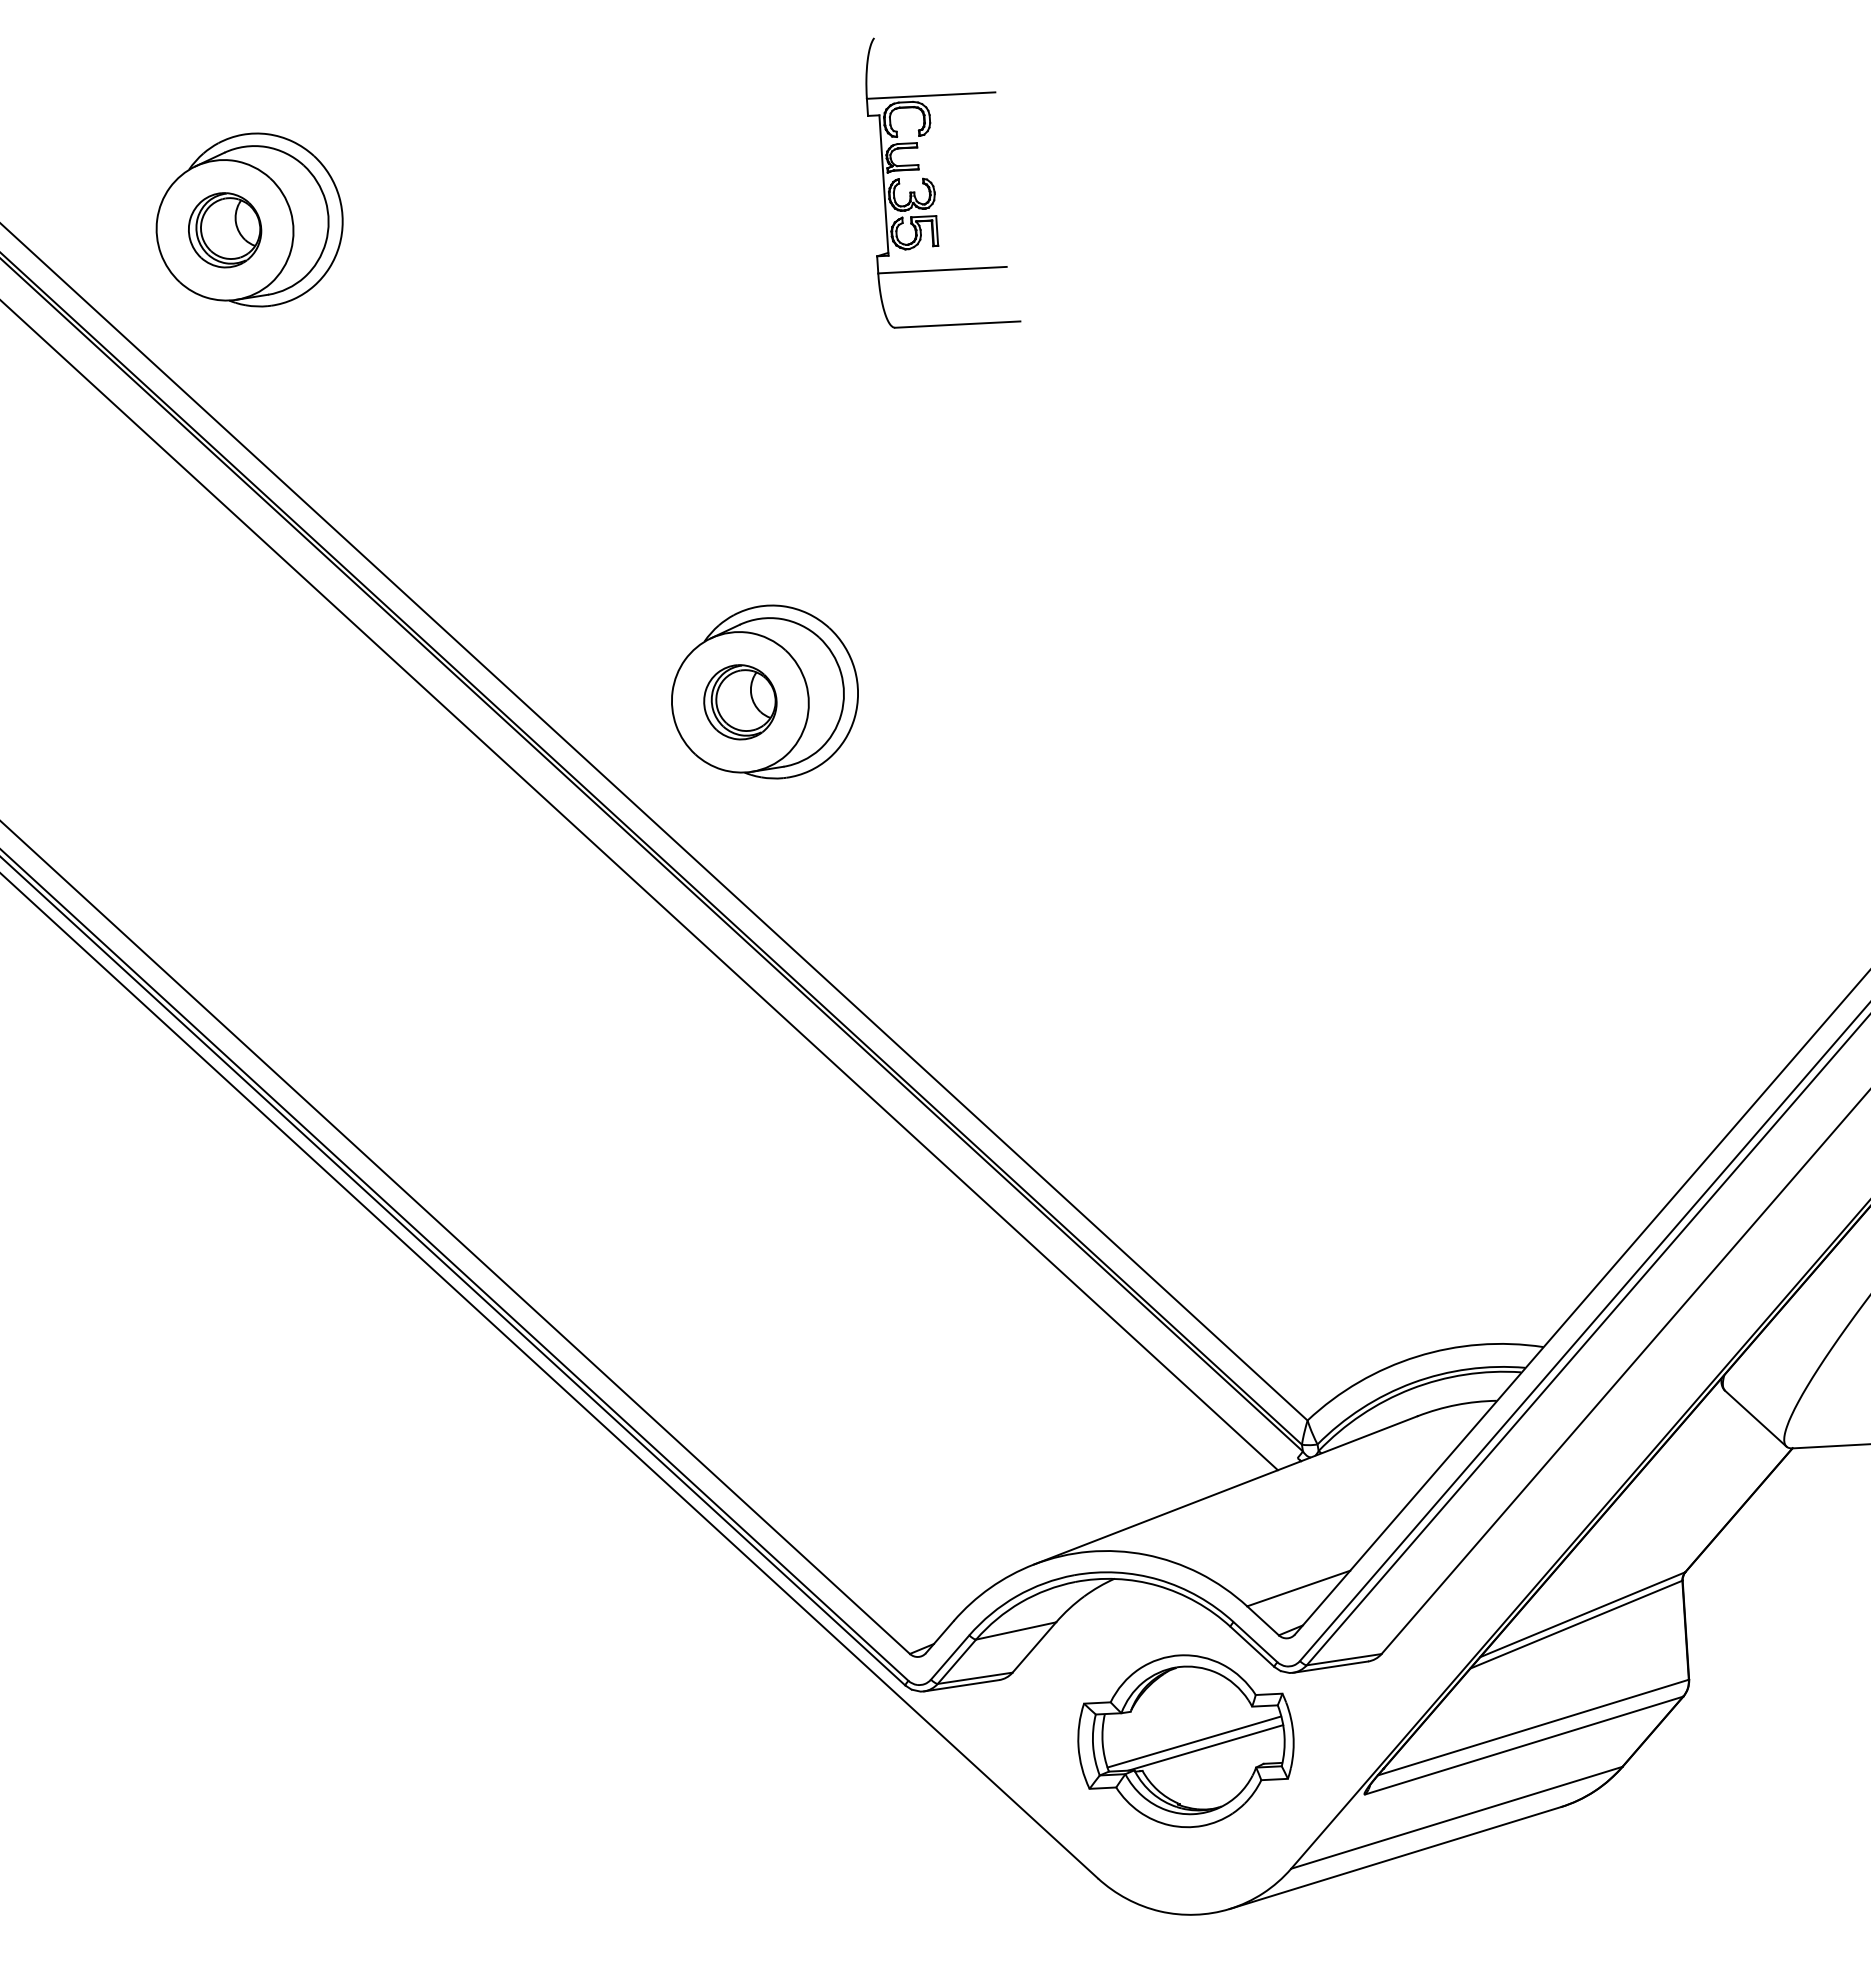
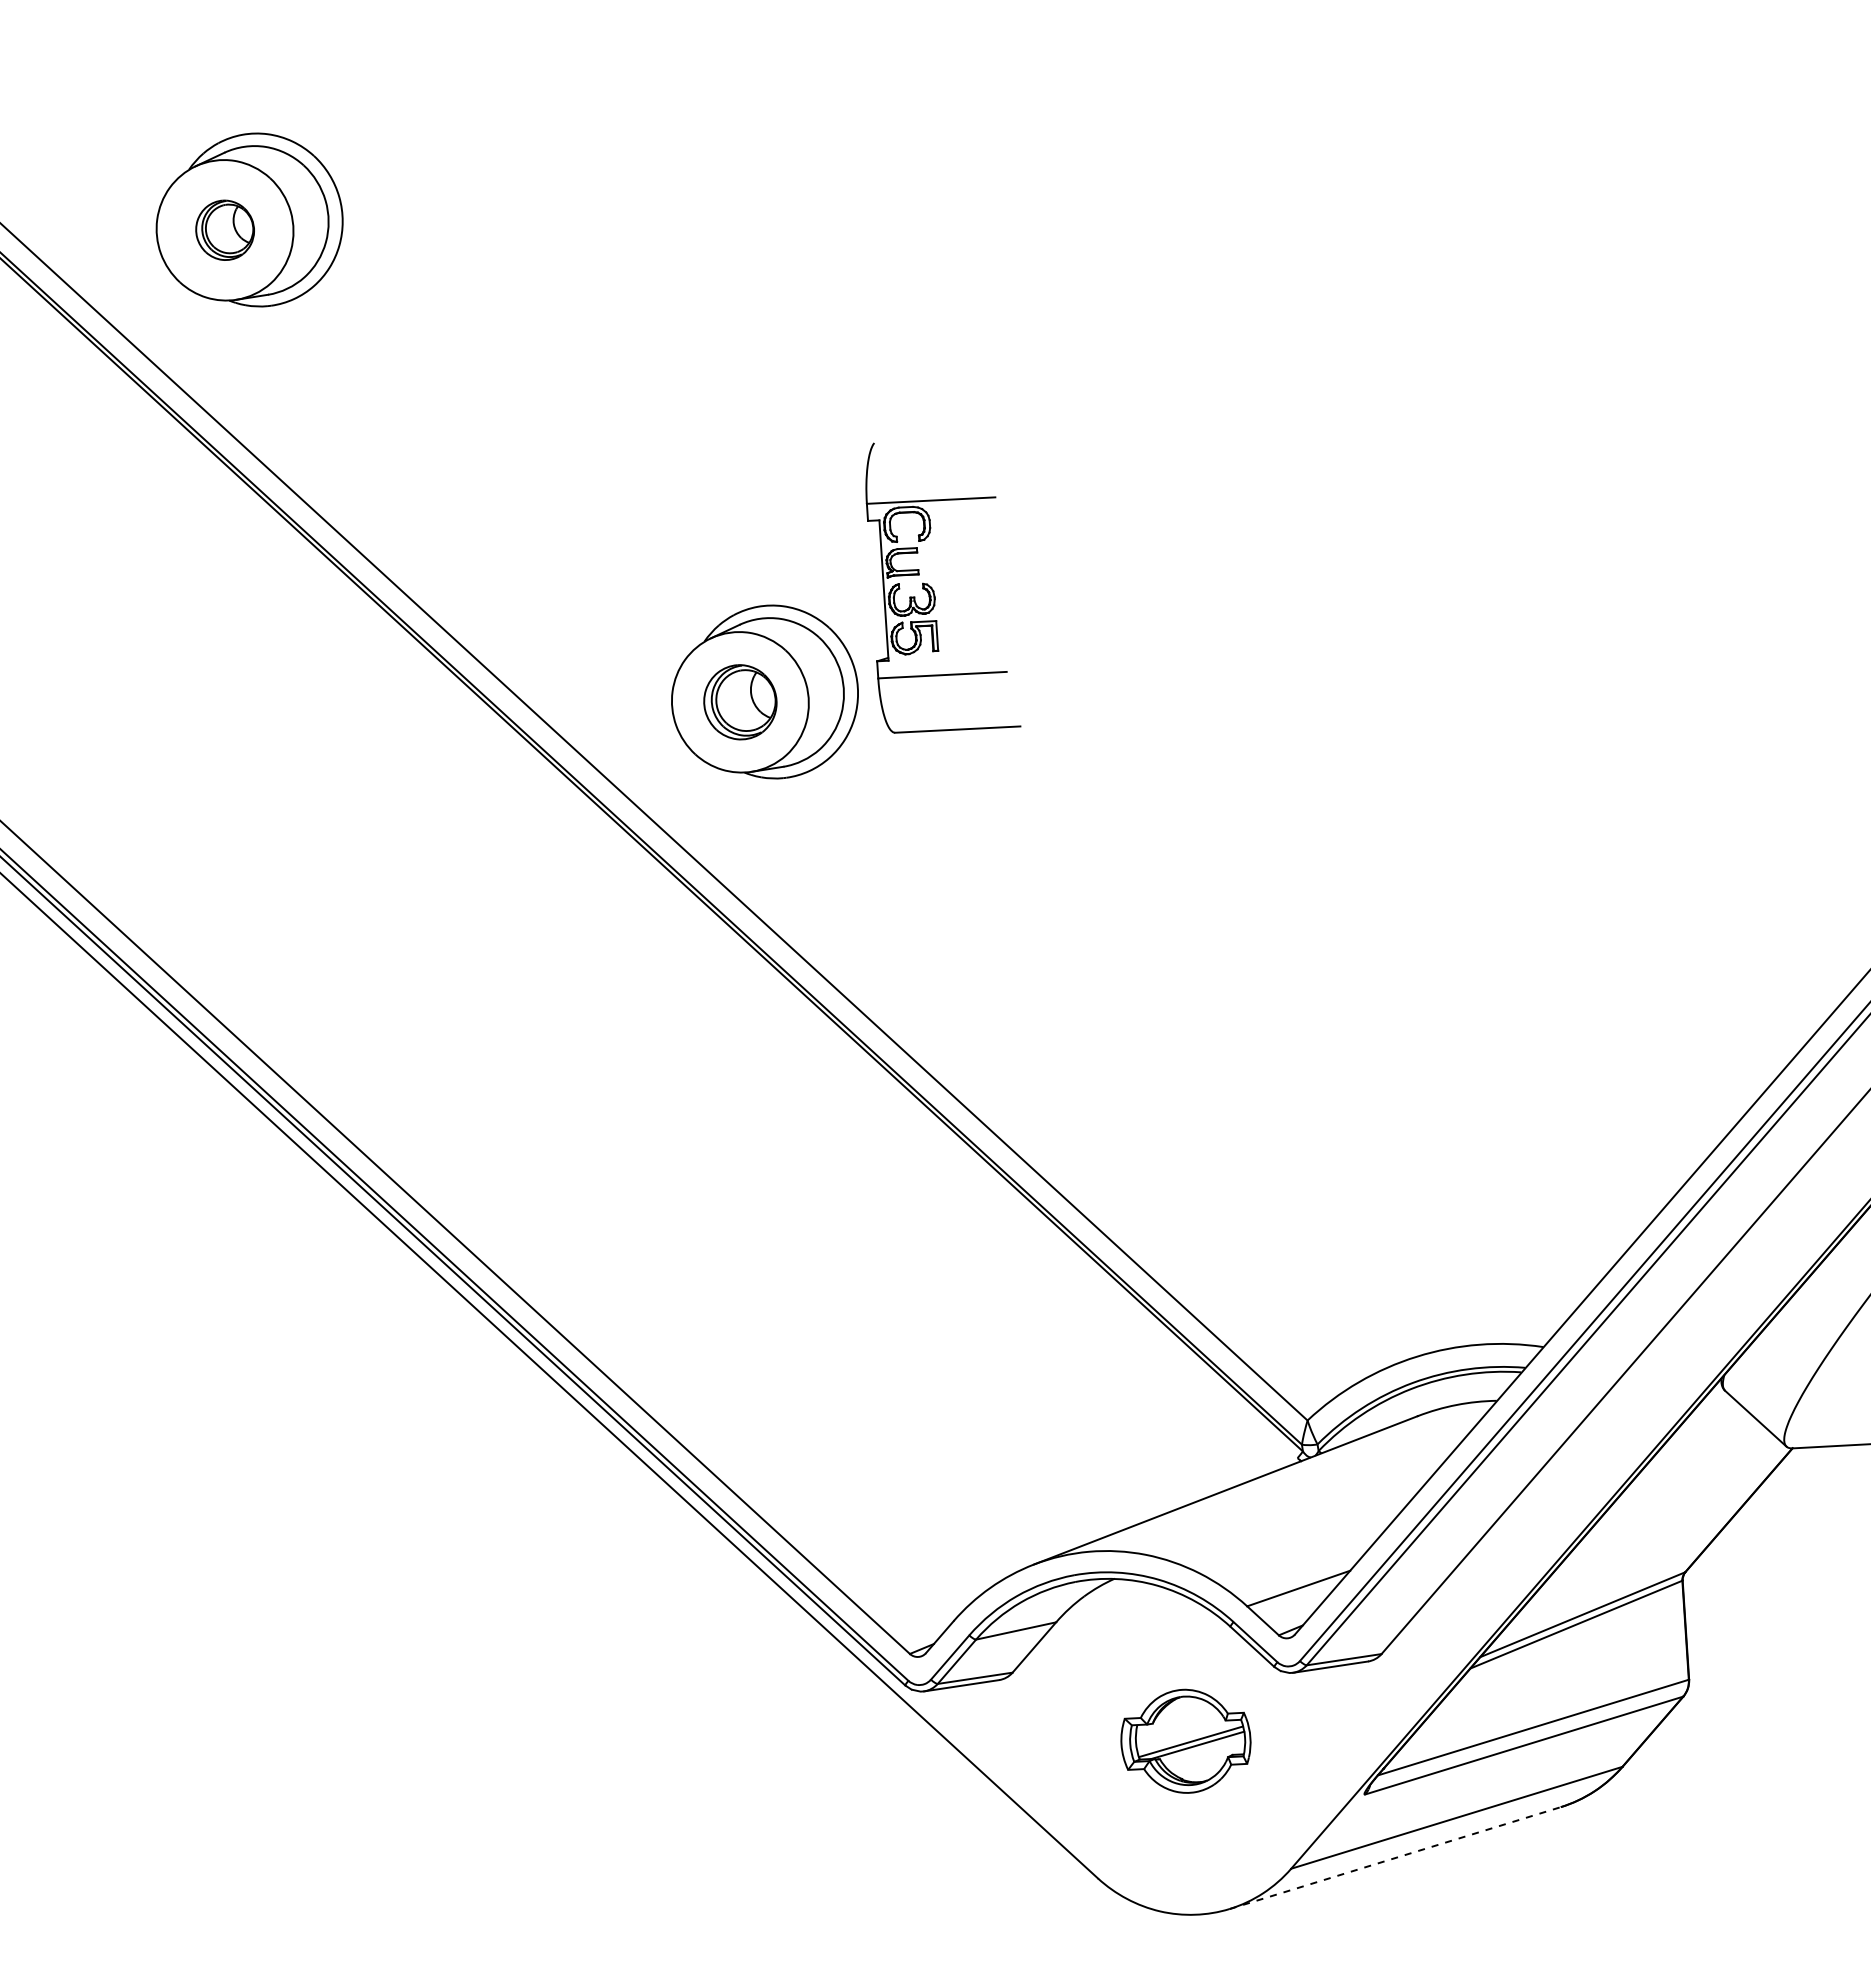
part position: (934, 185) -> (934, 590) (934, 590)
part size: 75x77 px -> 60x62 px (224, 229)
line: present -> none (639, 885)
part size: 218x175 px -> 132x106 px (1185, 1740)
line: solid -> dashed (1395, 1857)
